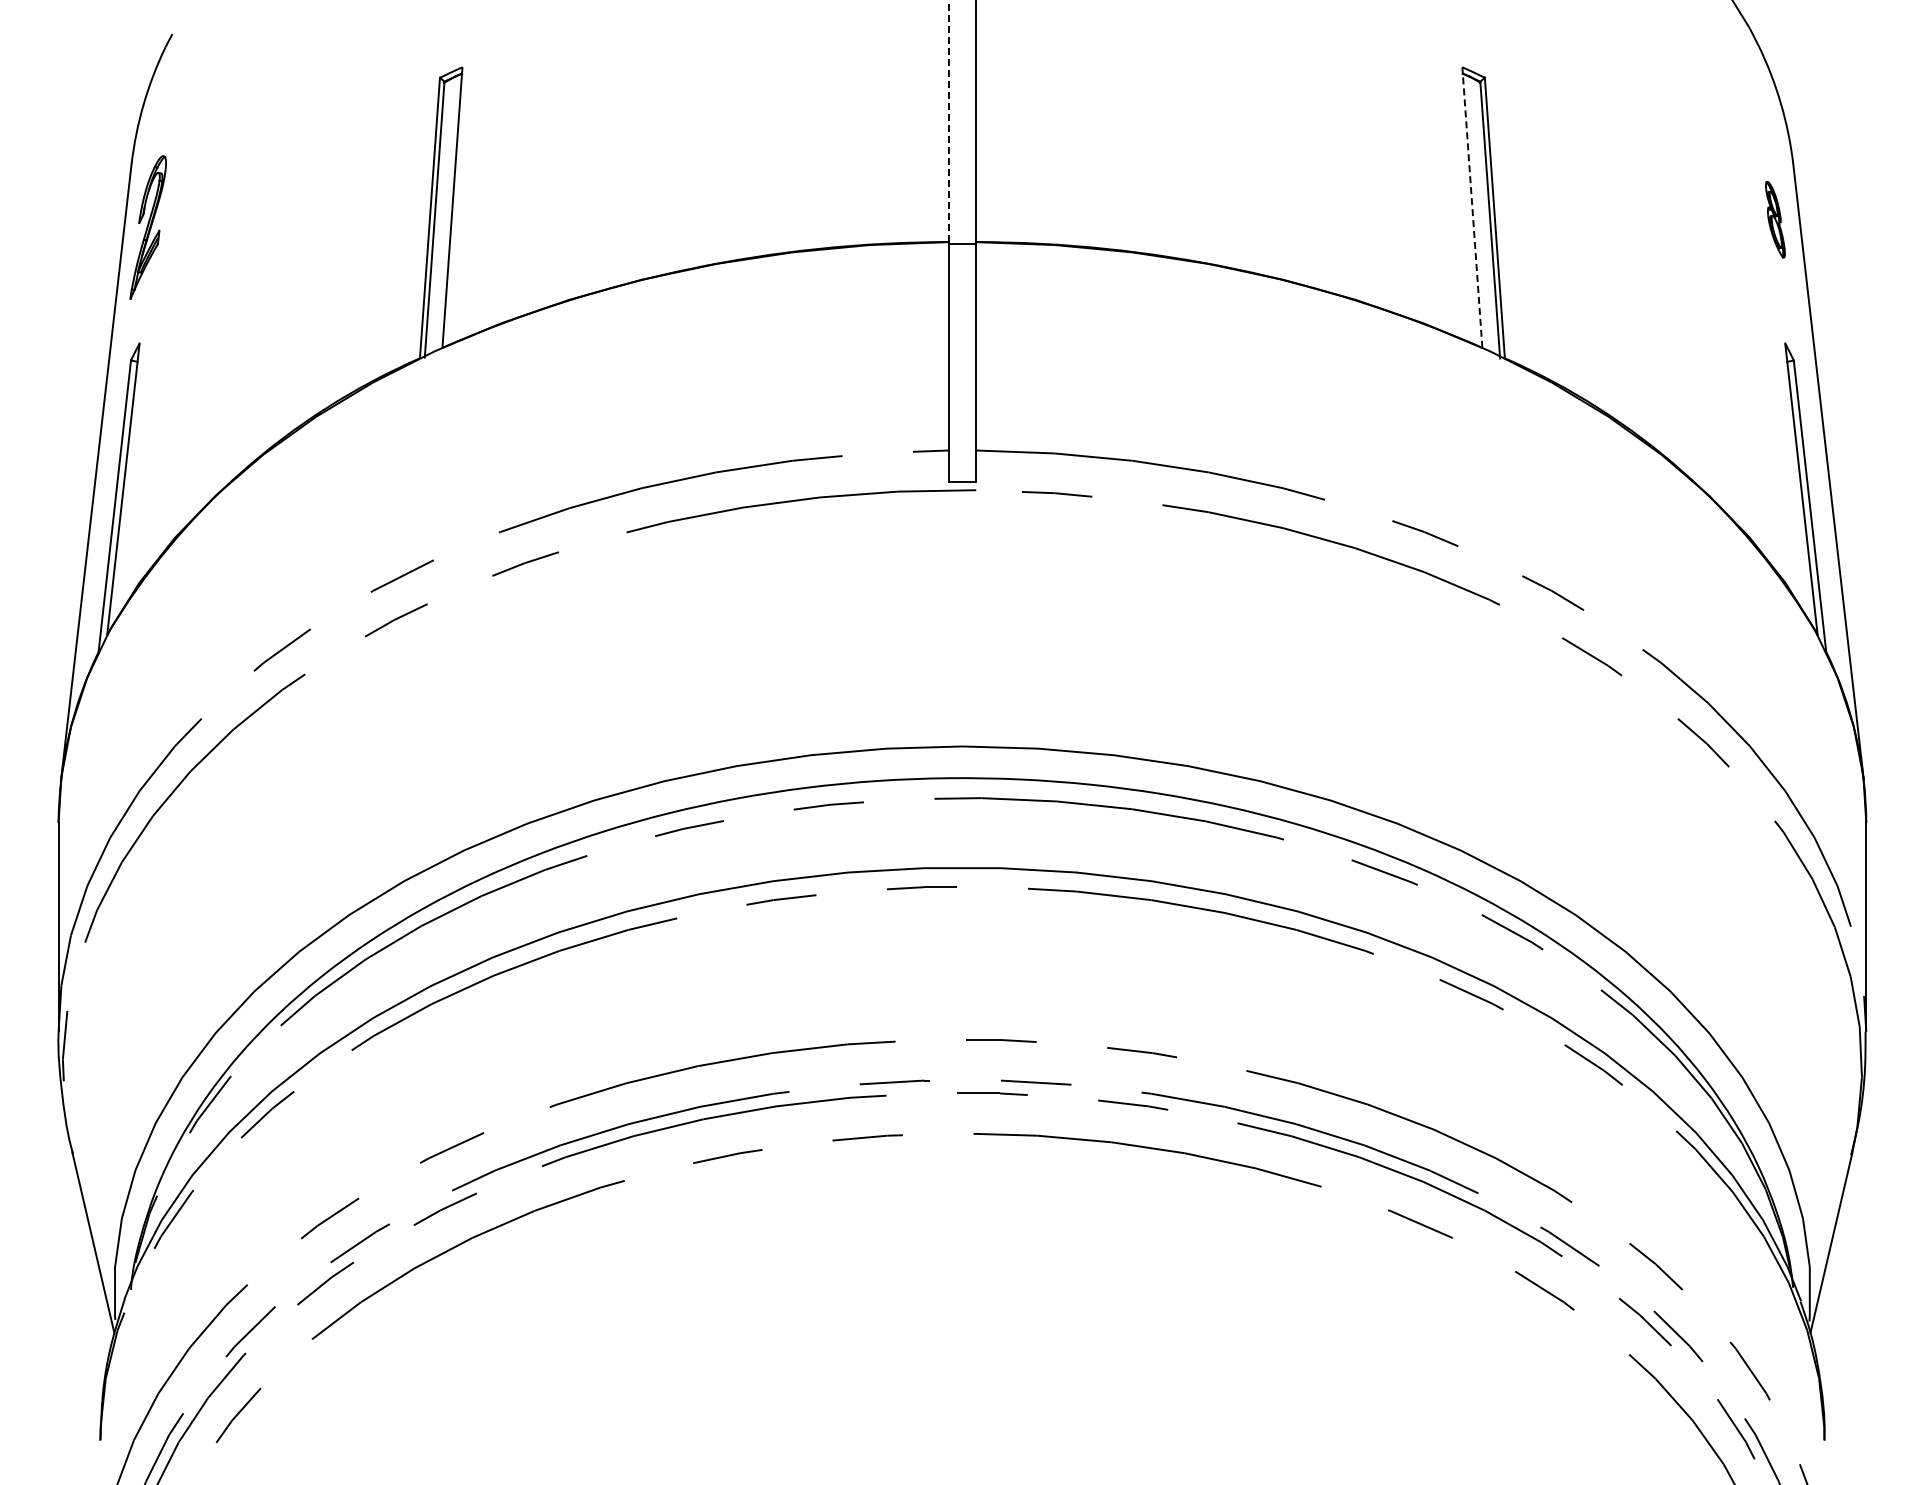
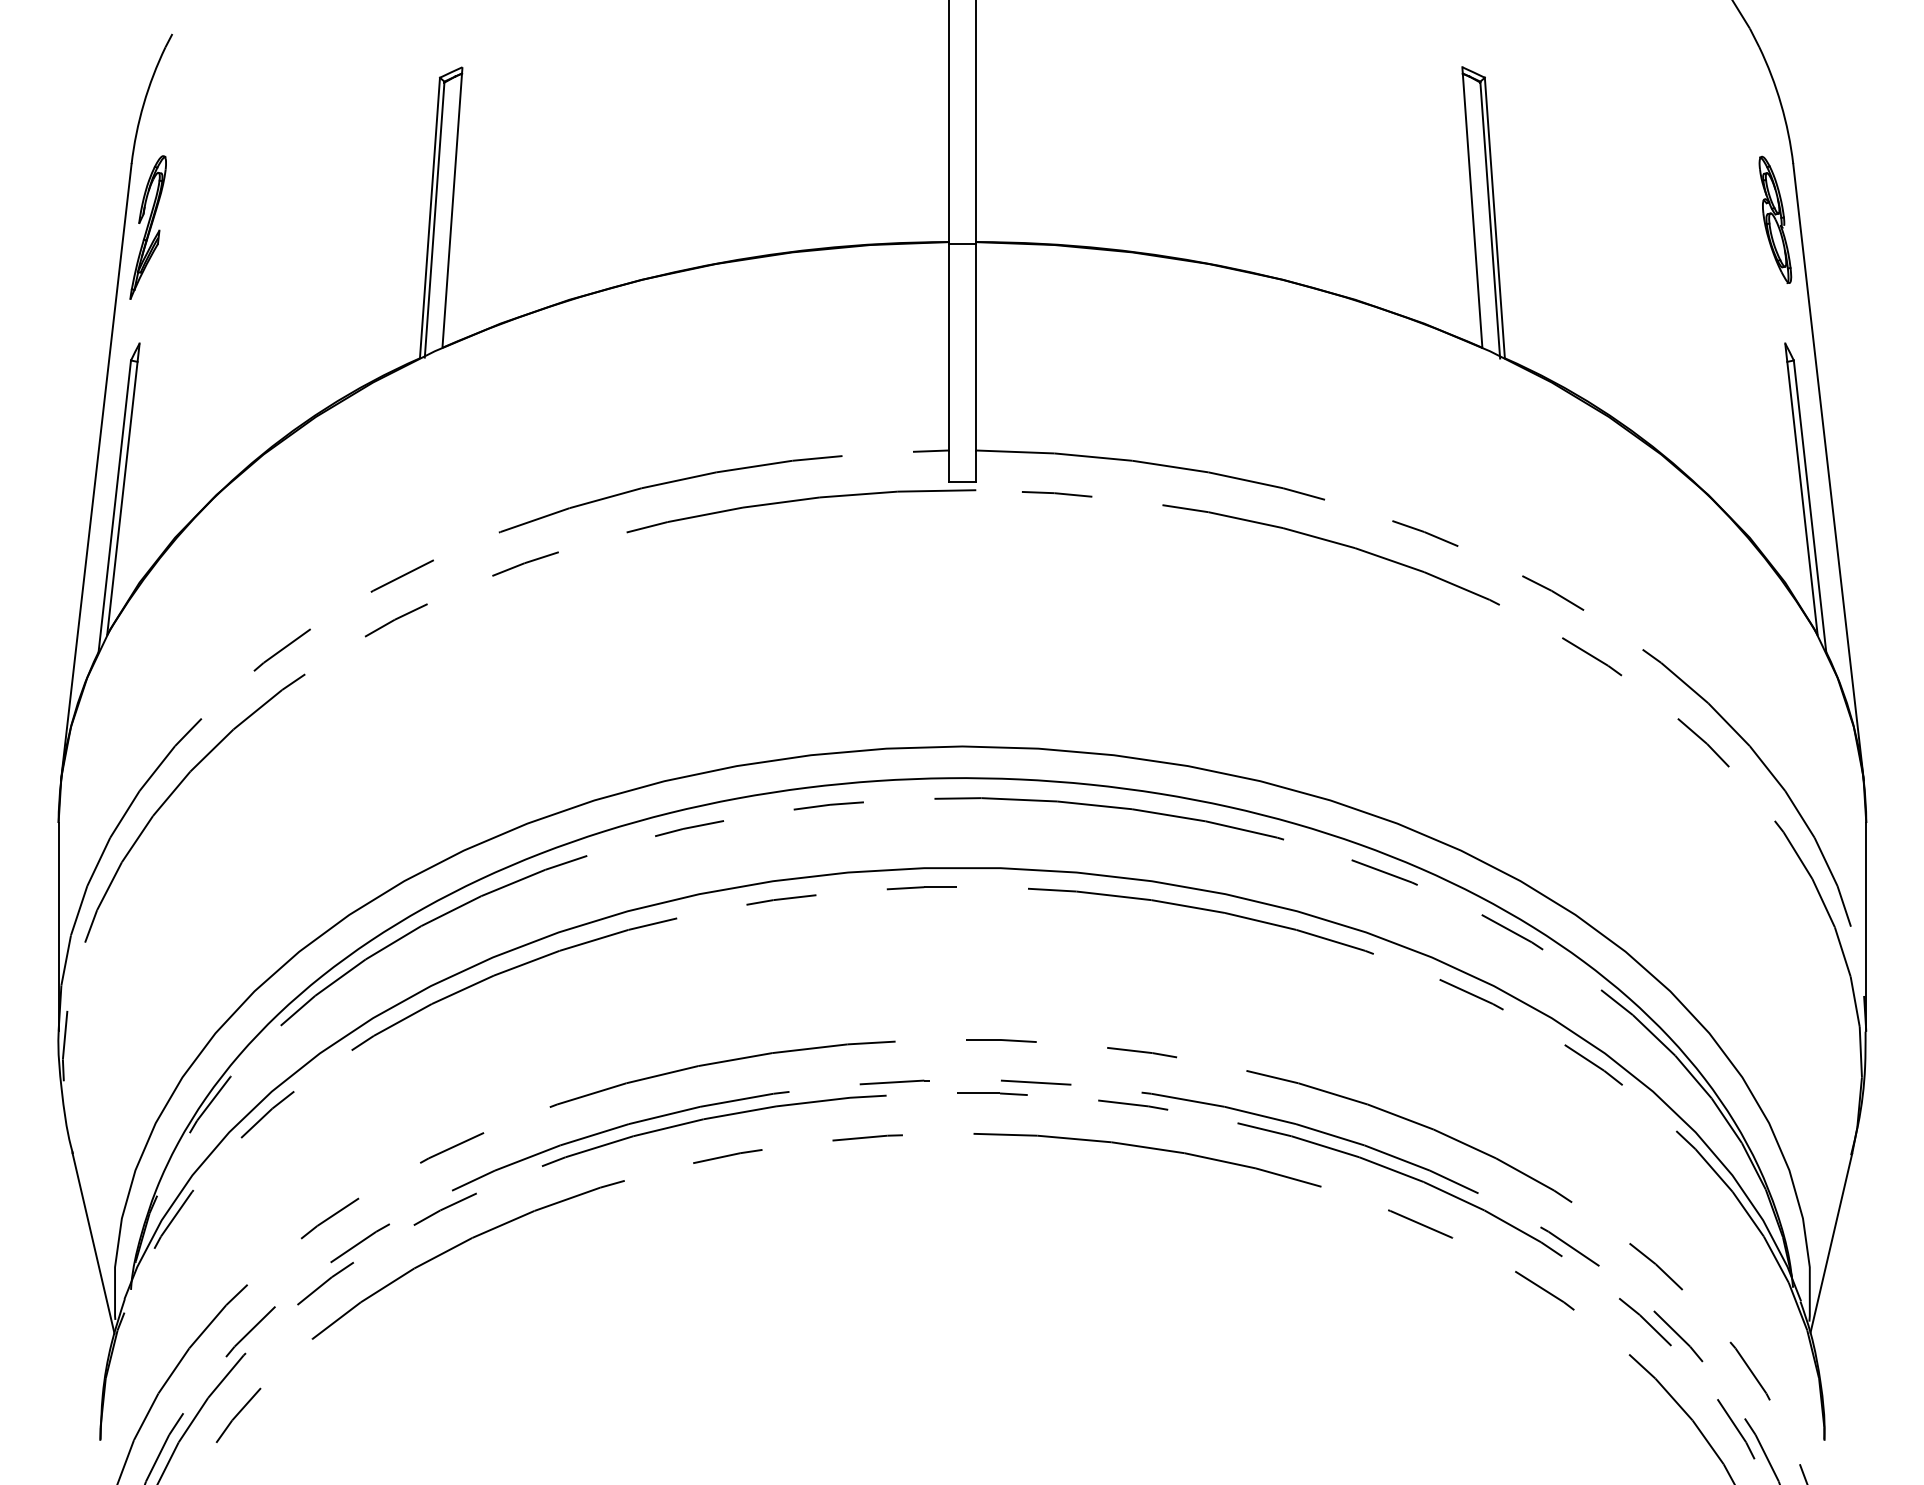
line: dashed -> solid (948, 121)
line: dashed -> solid (1472, 207)
part size: 21x78 px -> 35x129 px (1775, 219)
